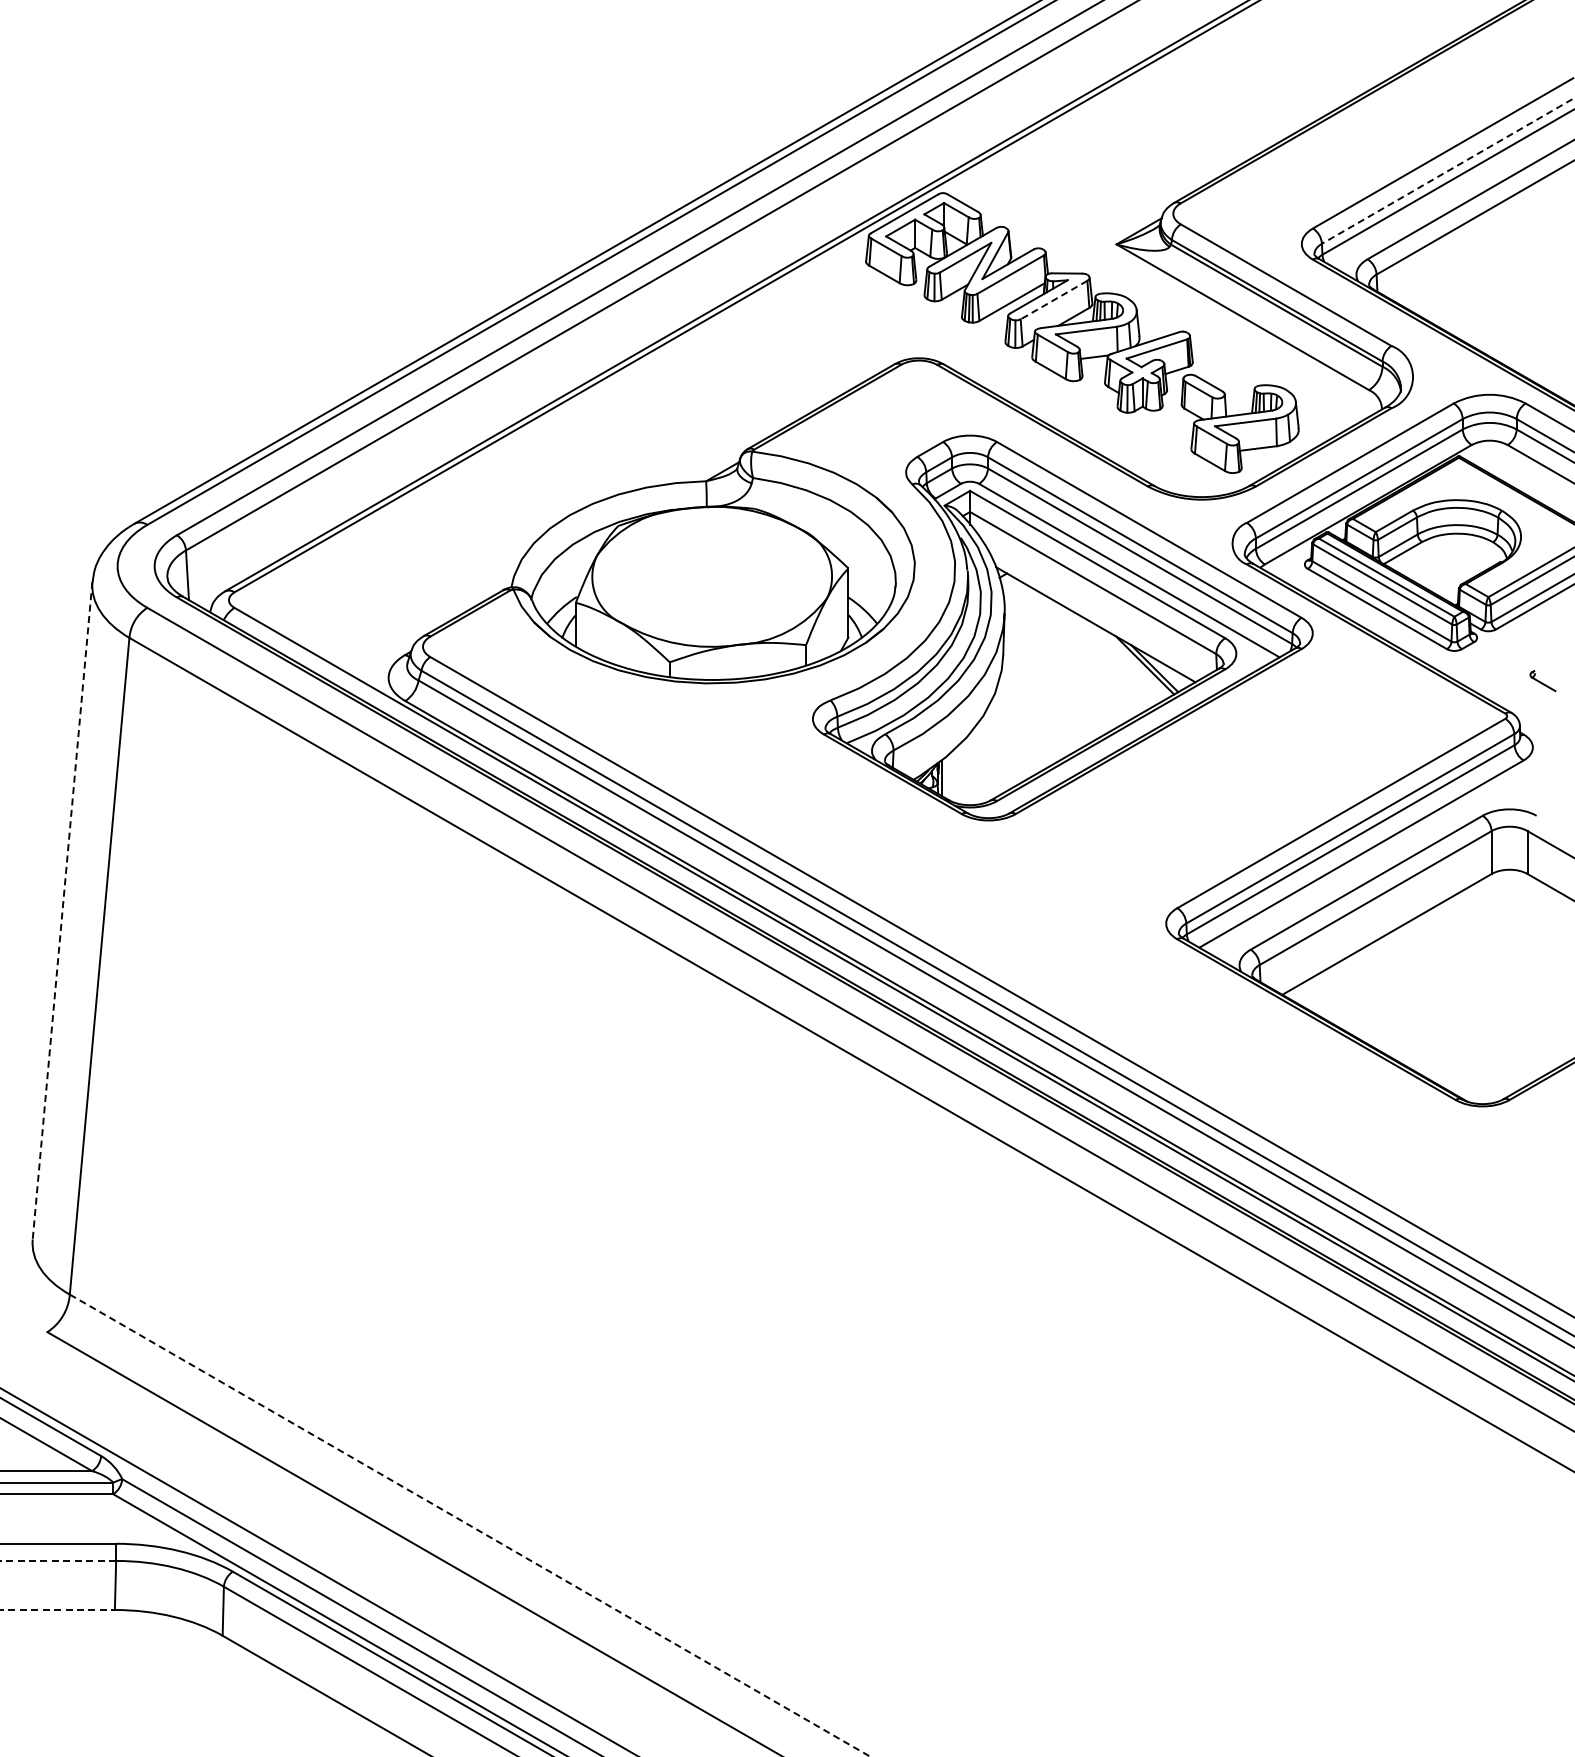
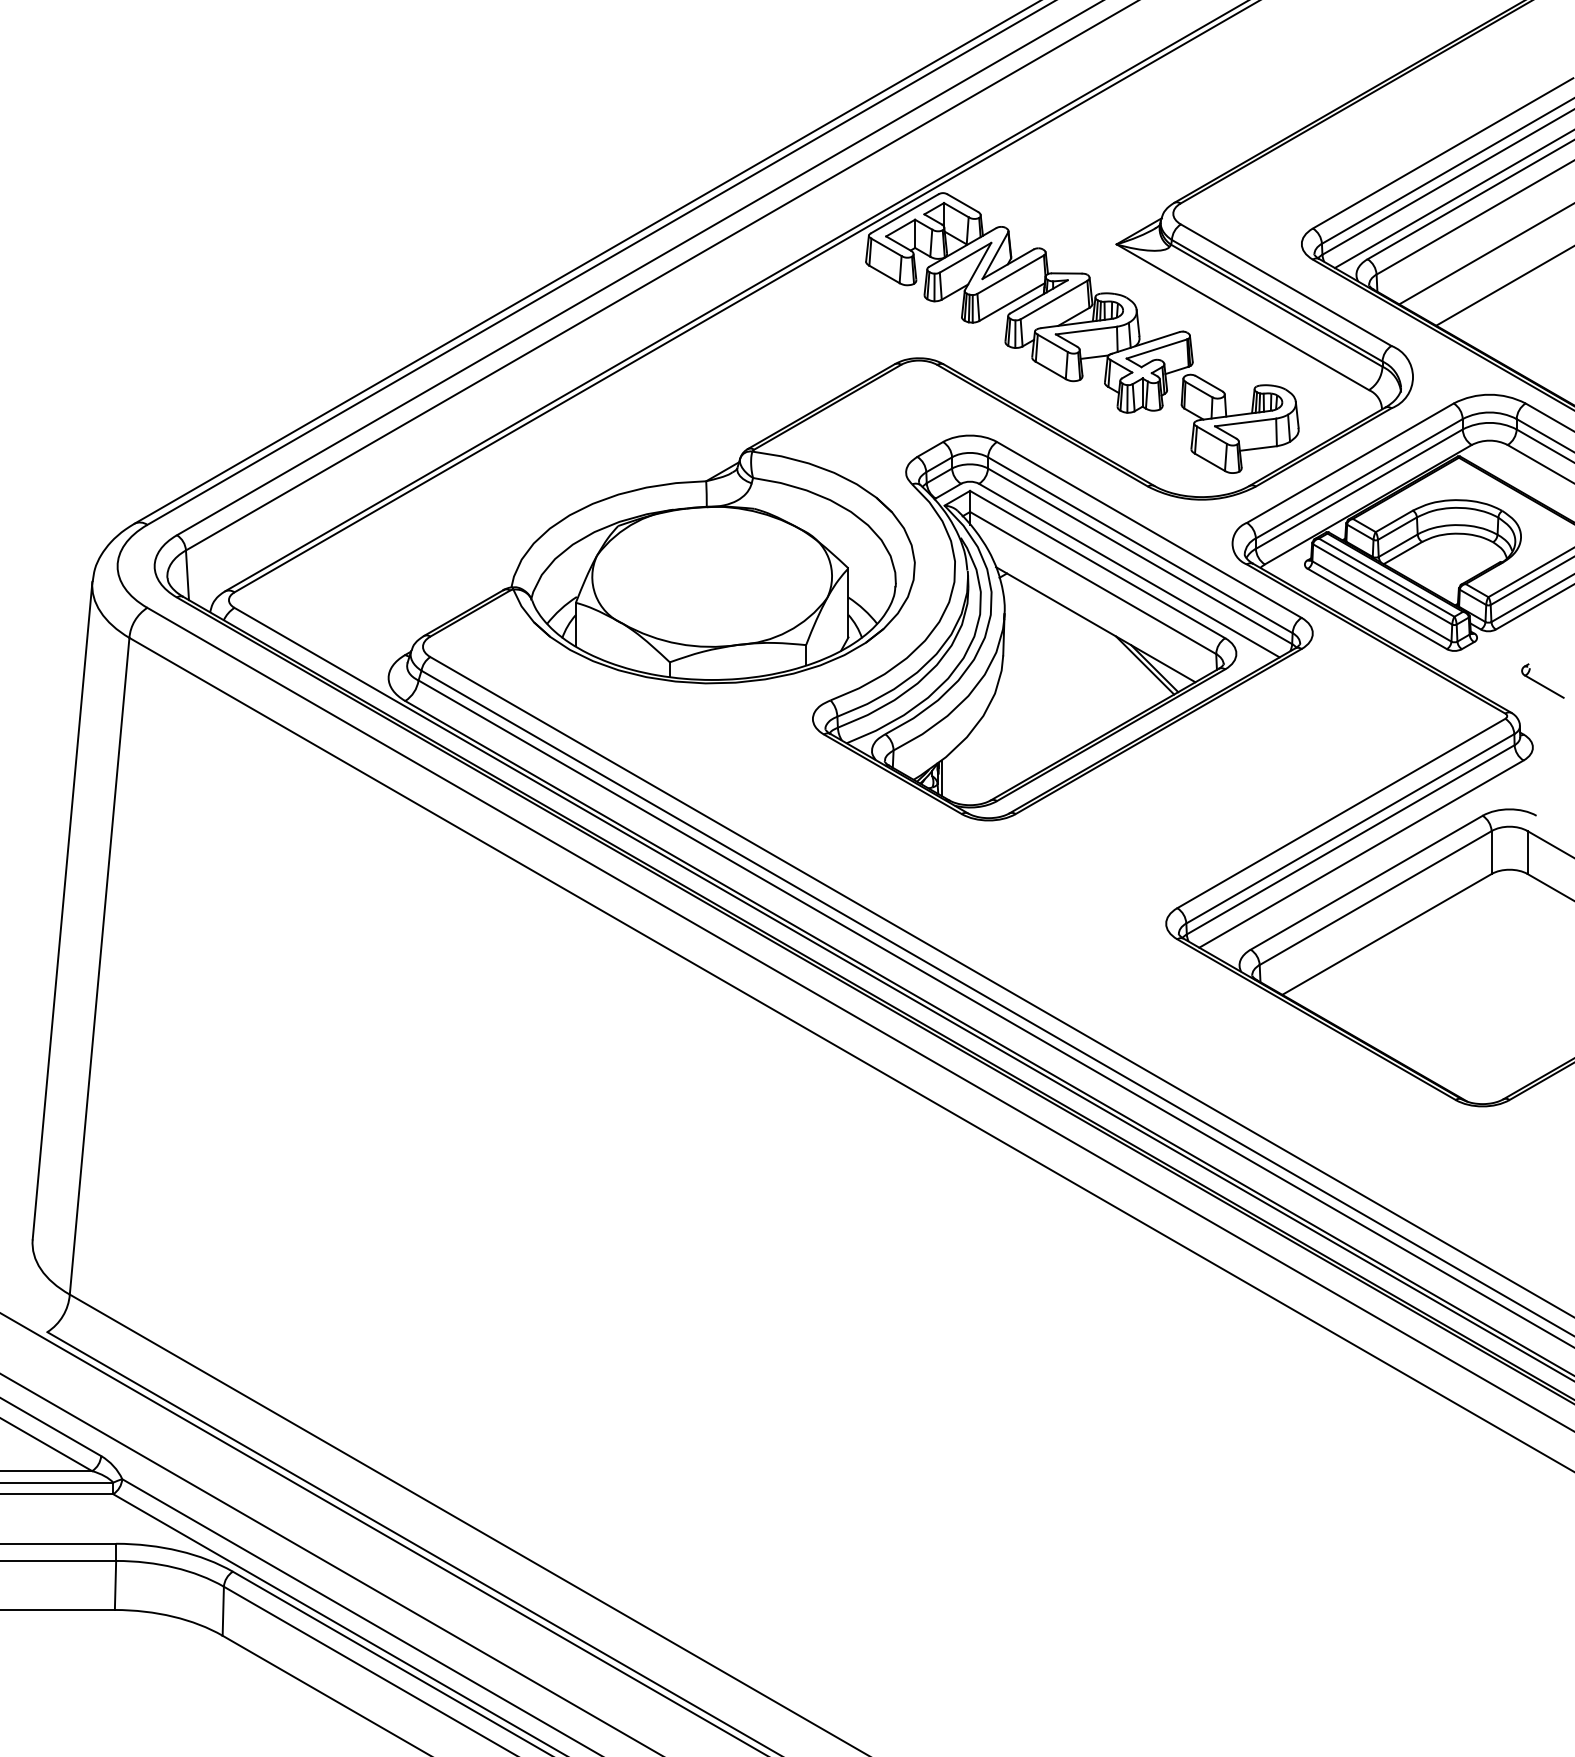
line: dashed -> solid (1448, 170)
line: none -> present (1452, 199)
line: none -> present (1485, 254)
line: none -> present (1503, 286)
line: dashed -> solid (1054, 300)
part size: 28x23 px -> 44x36 px (1542, 680)
line: dashed -> solid (62, 911)
line: dashed -> solid (470, 1526)
line: none -> present (382, 1533)
line: dashed -> solid (58, 1560)
line position: (317, 1571) -> (330, 1563) (330, 1563)
line: dashed -> solid (58, 1609)
